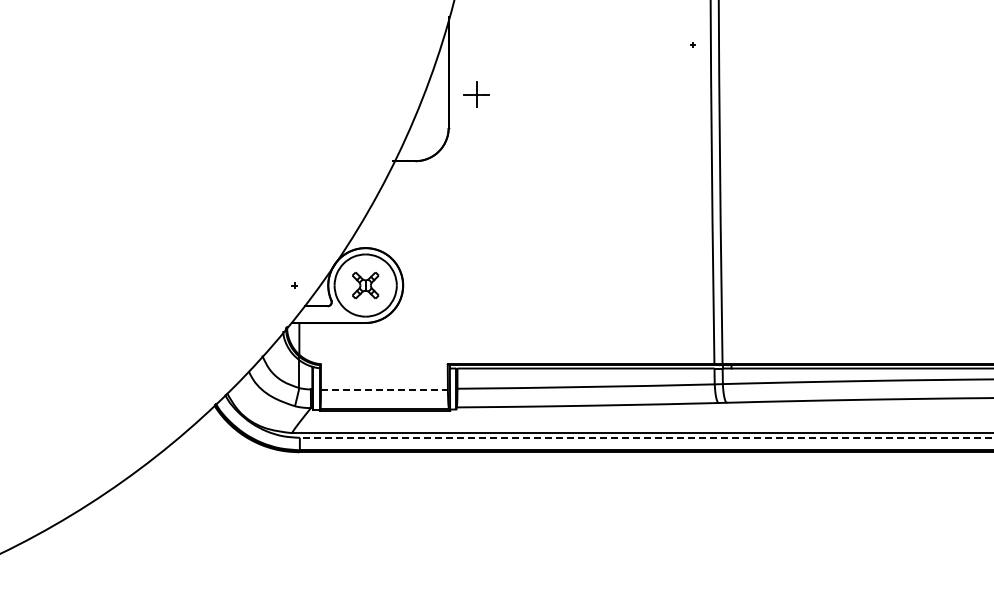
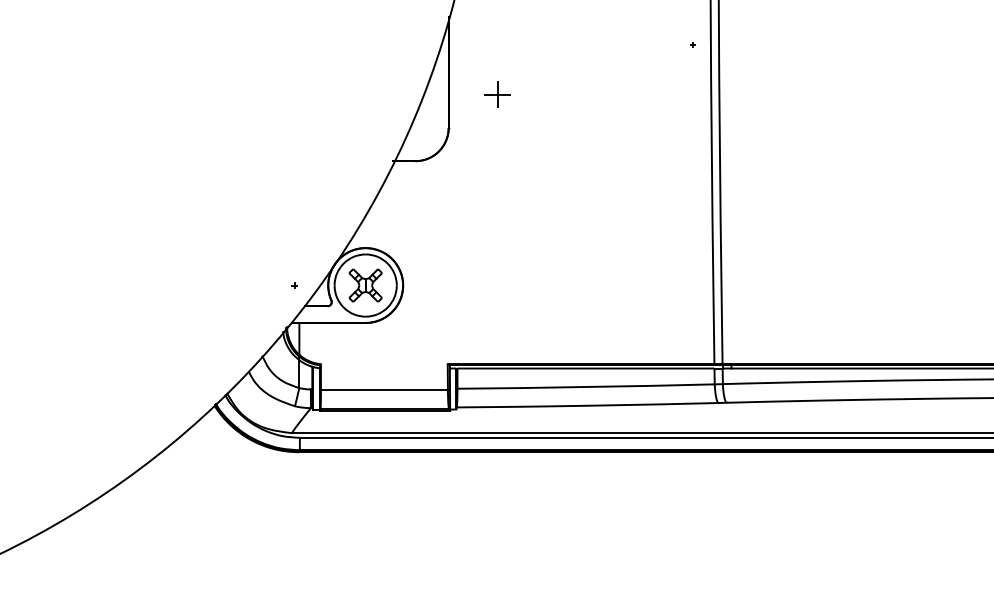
part position: (476, 94) -> (497, 94) (497, 94)
part size: 28x28 px -> 35x35 px (365, 285)
line: dashed -> solid (384, 390)
line: dashed -> solid (646, 437)
